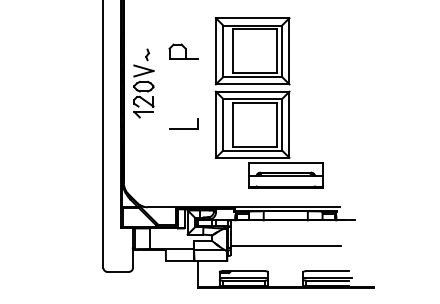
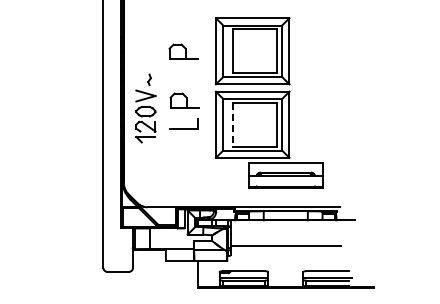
part position: (143, 83) -> (145, 108) (145, 108)
part: none -> present (184, 100)
line: solid -> dashed (232, 125)
